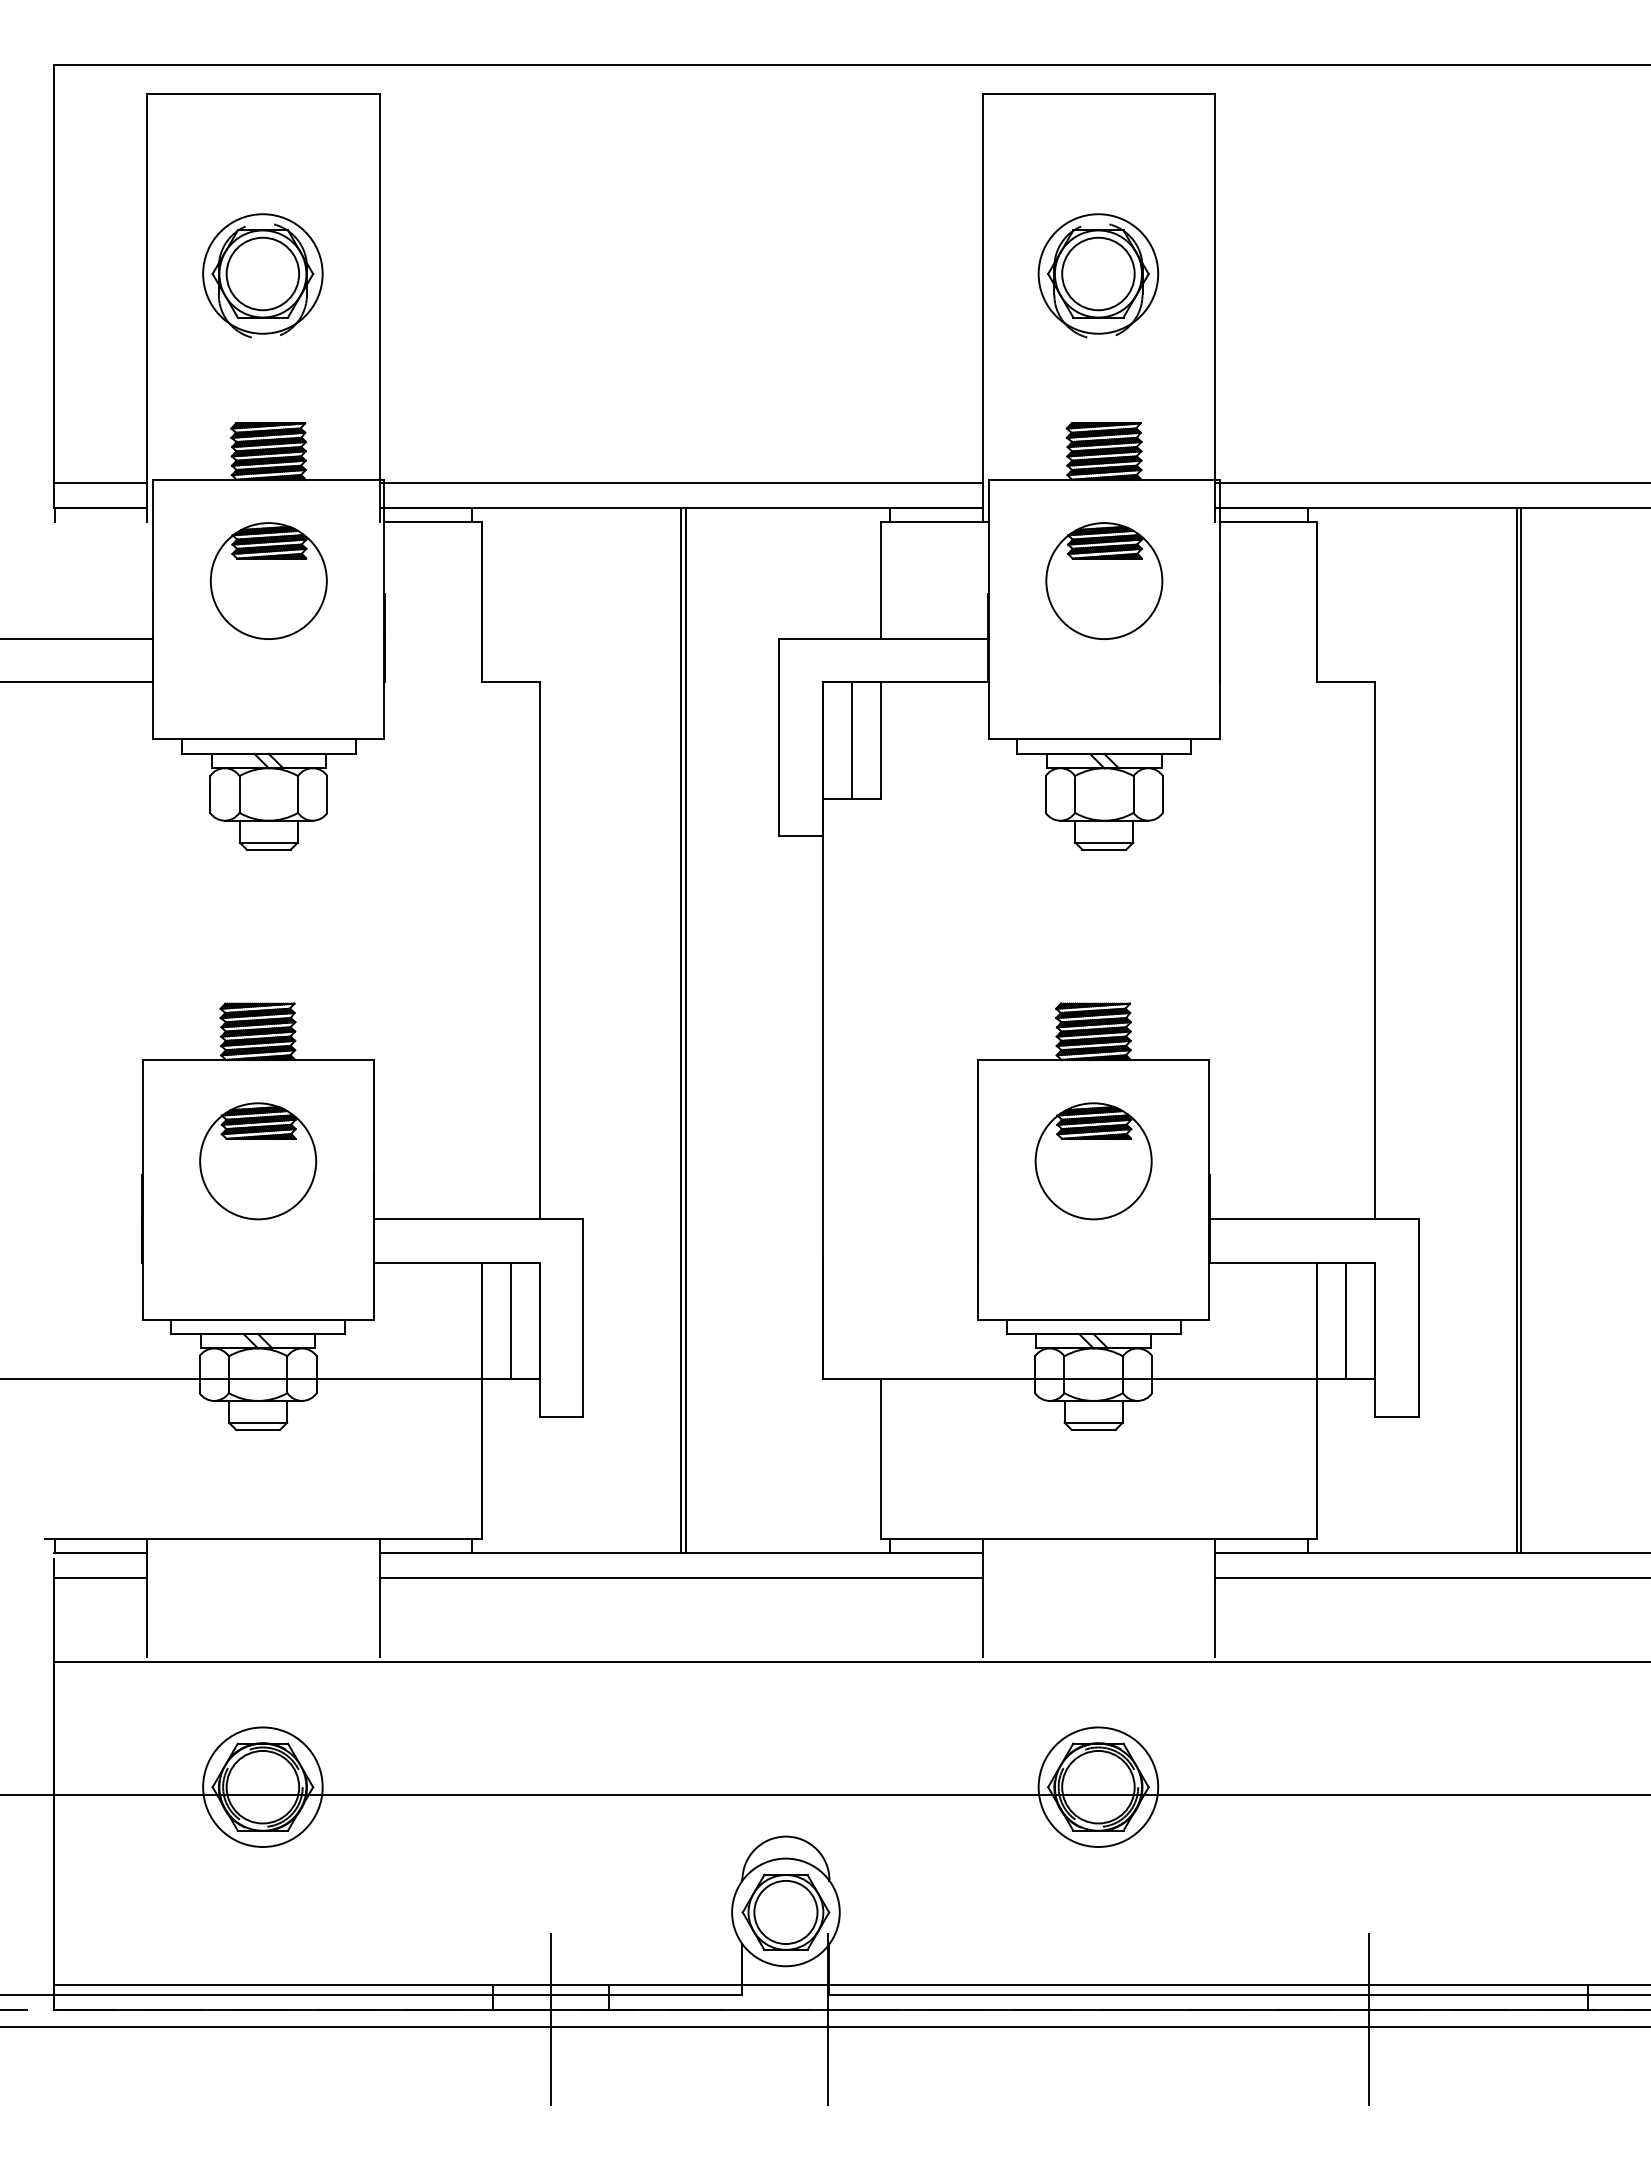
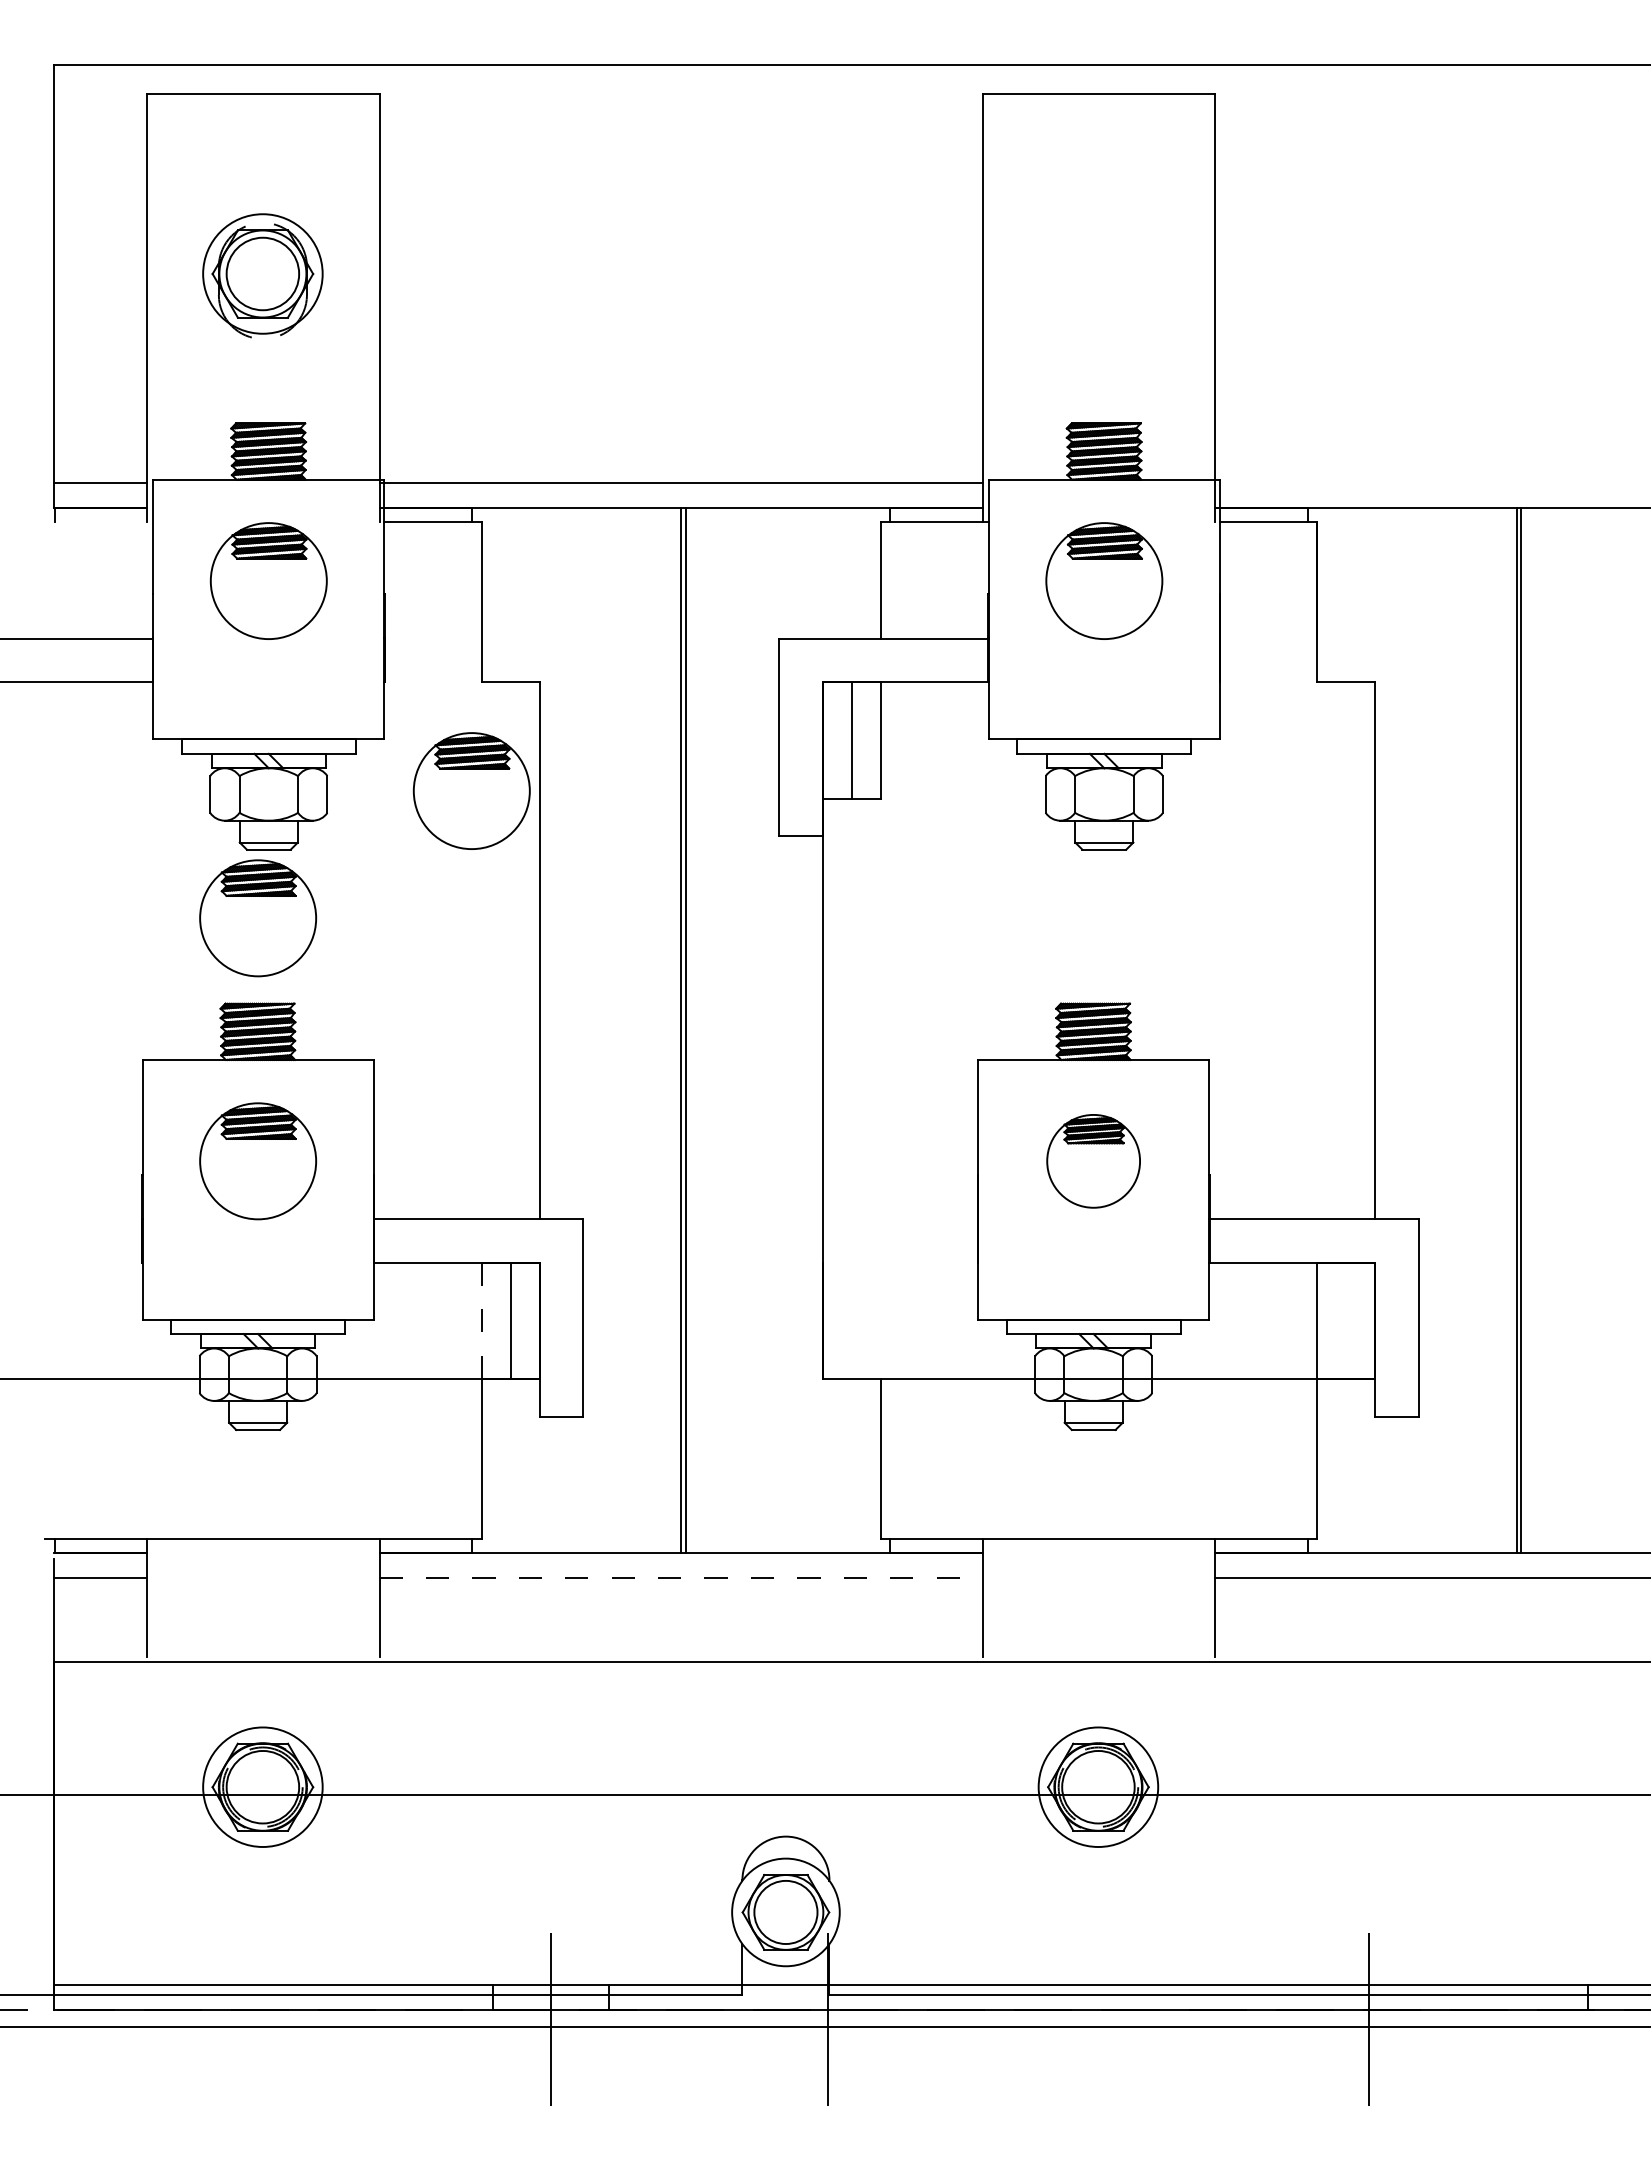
part: present -> none (1098, 275)
line: present -> none (1431, 482)
part: none -> present (471, 790)
part: none -> present (258, 918)
part size: 119x119 px -> 95x95 px (1093, 1161)
line: solid -> dashed (481, 1320)
line: present -> none (1346, 1320)
line: solid -> dashed (681, 1578)
